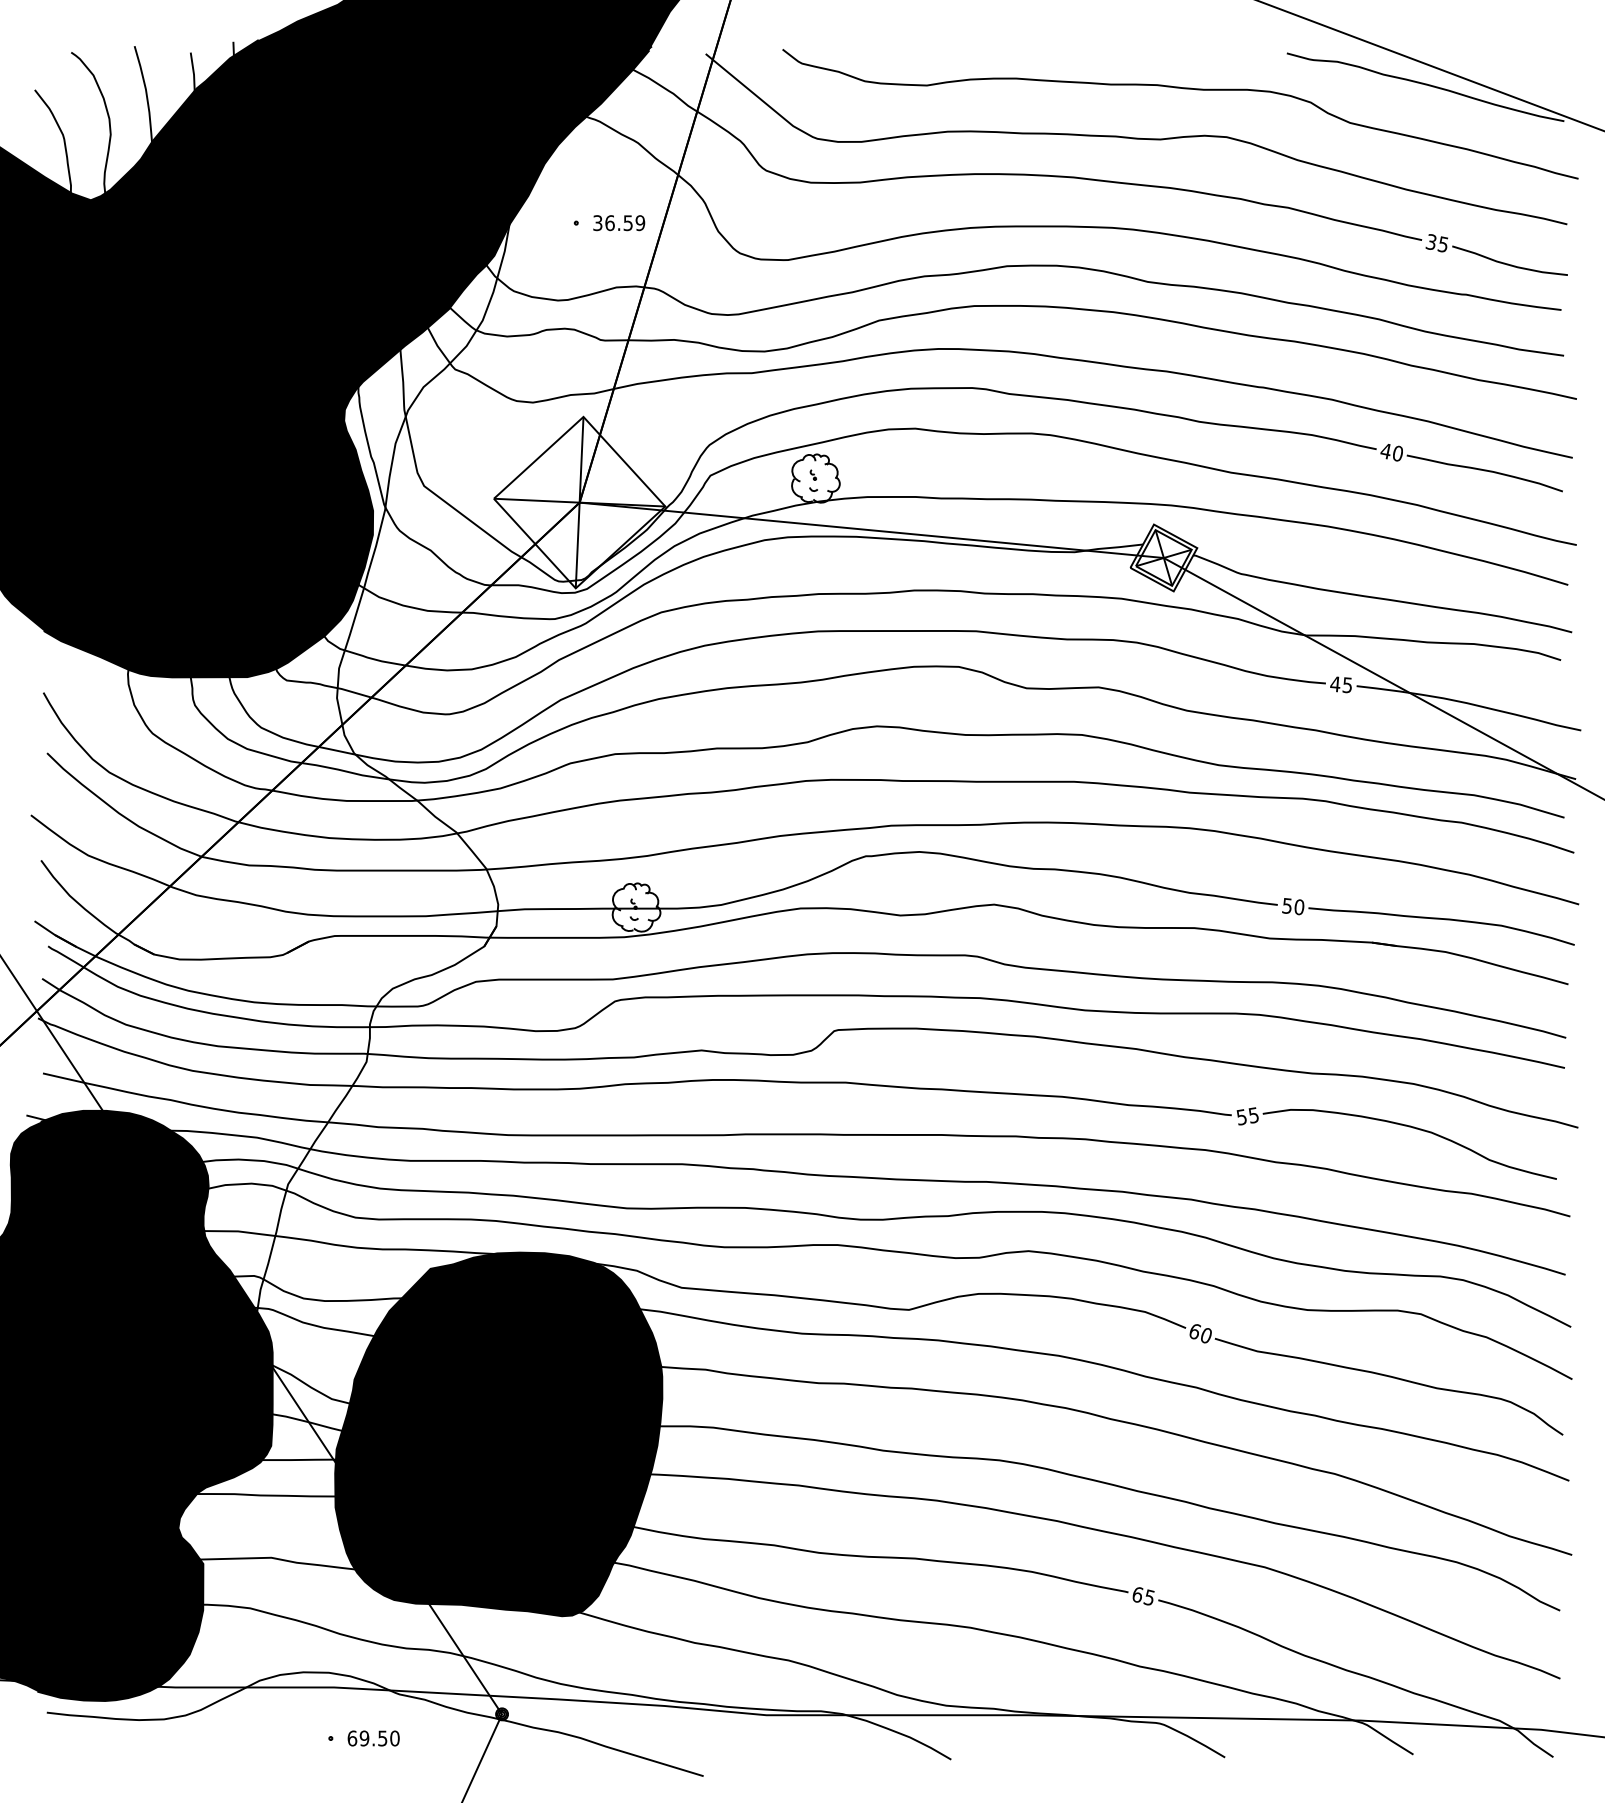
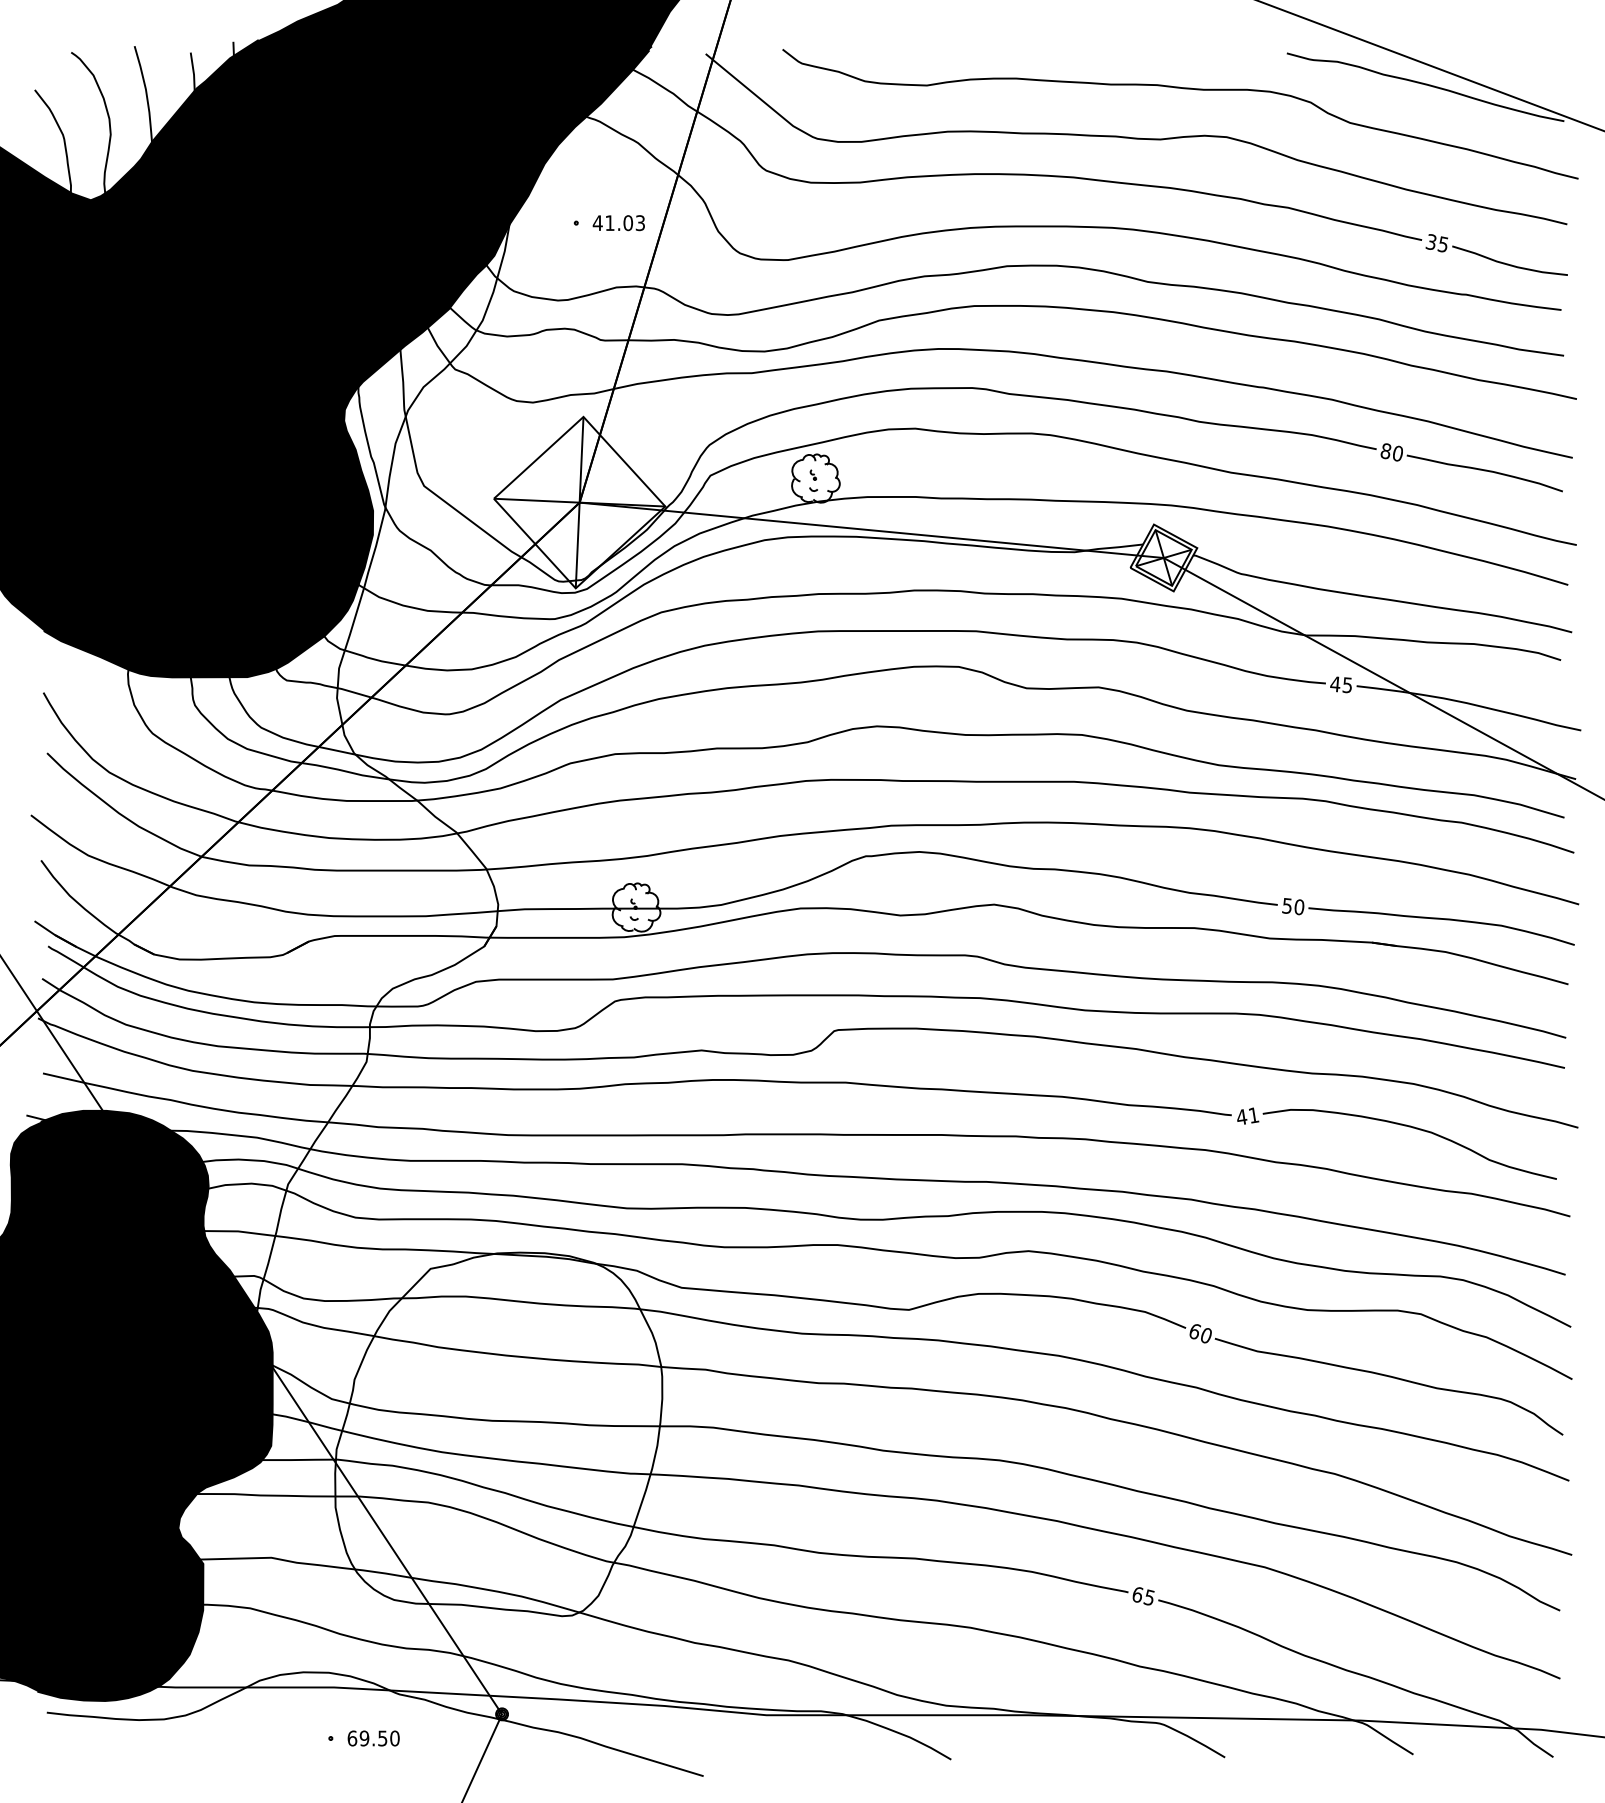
text: 36.59 -> 41.03 (618, 223)
text: 40 -> 80 (1385, 451)
text: 55 -> 41 (1247, 1116)
fill: present -> none (498, 1434)
